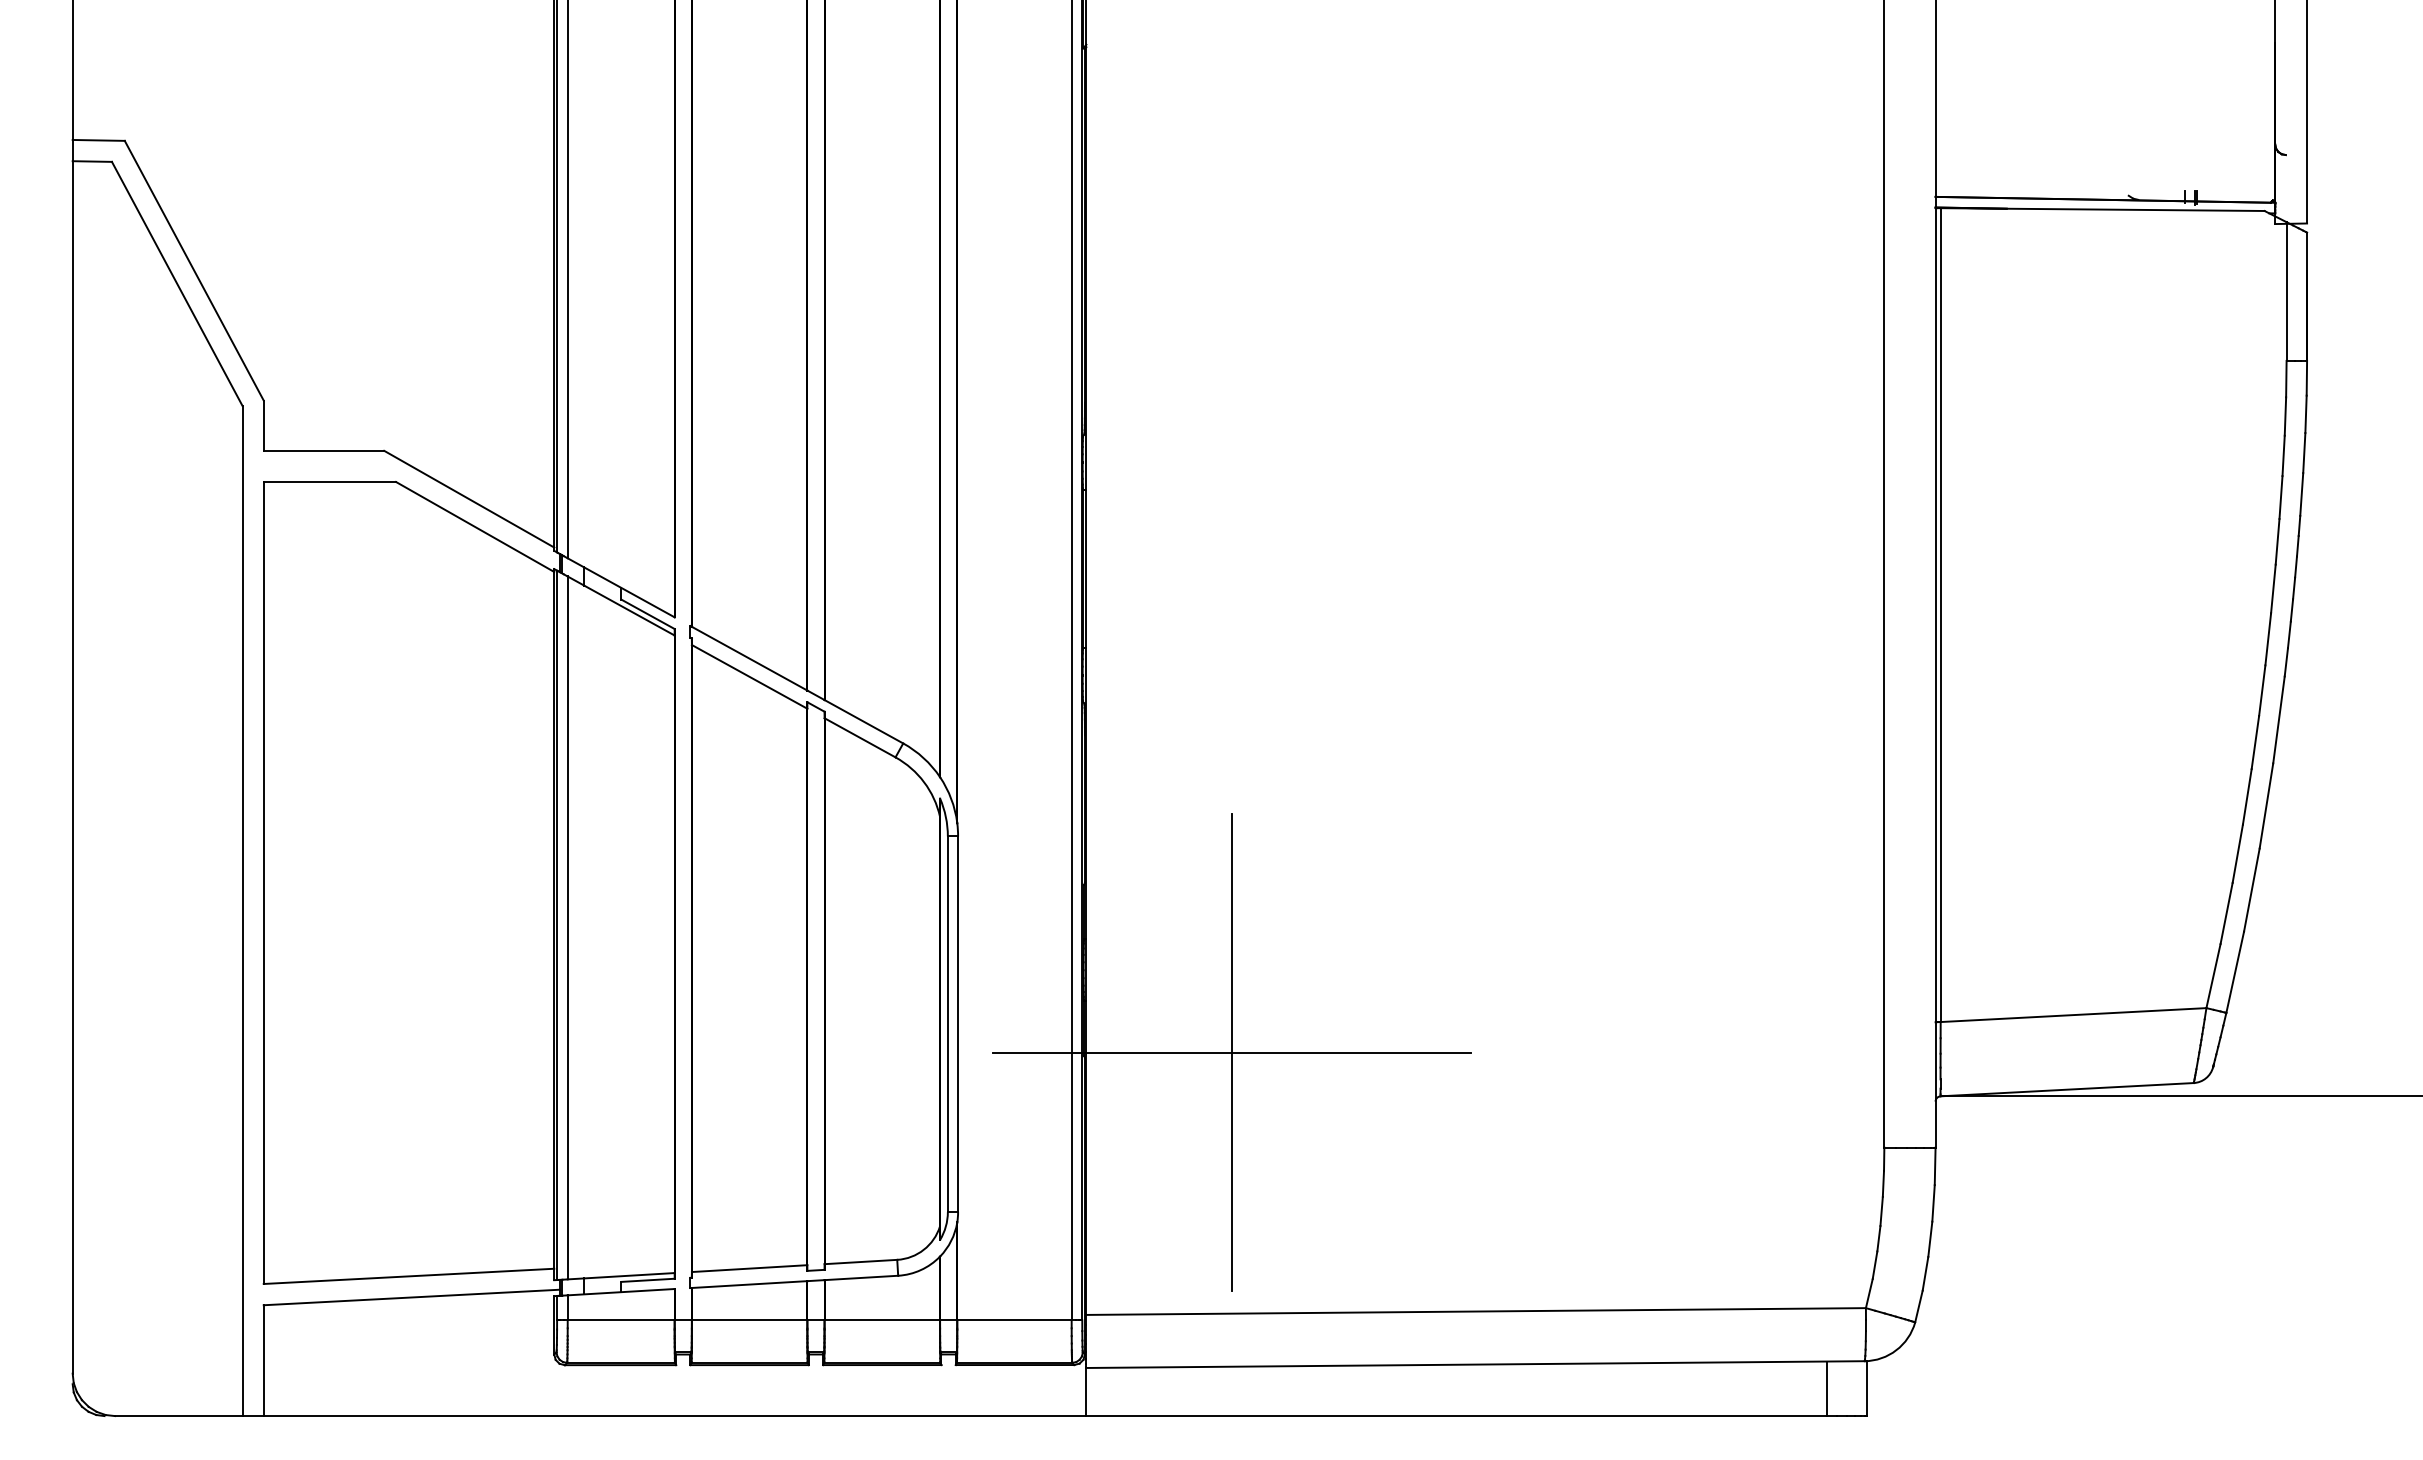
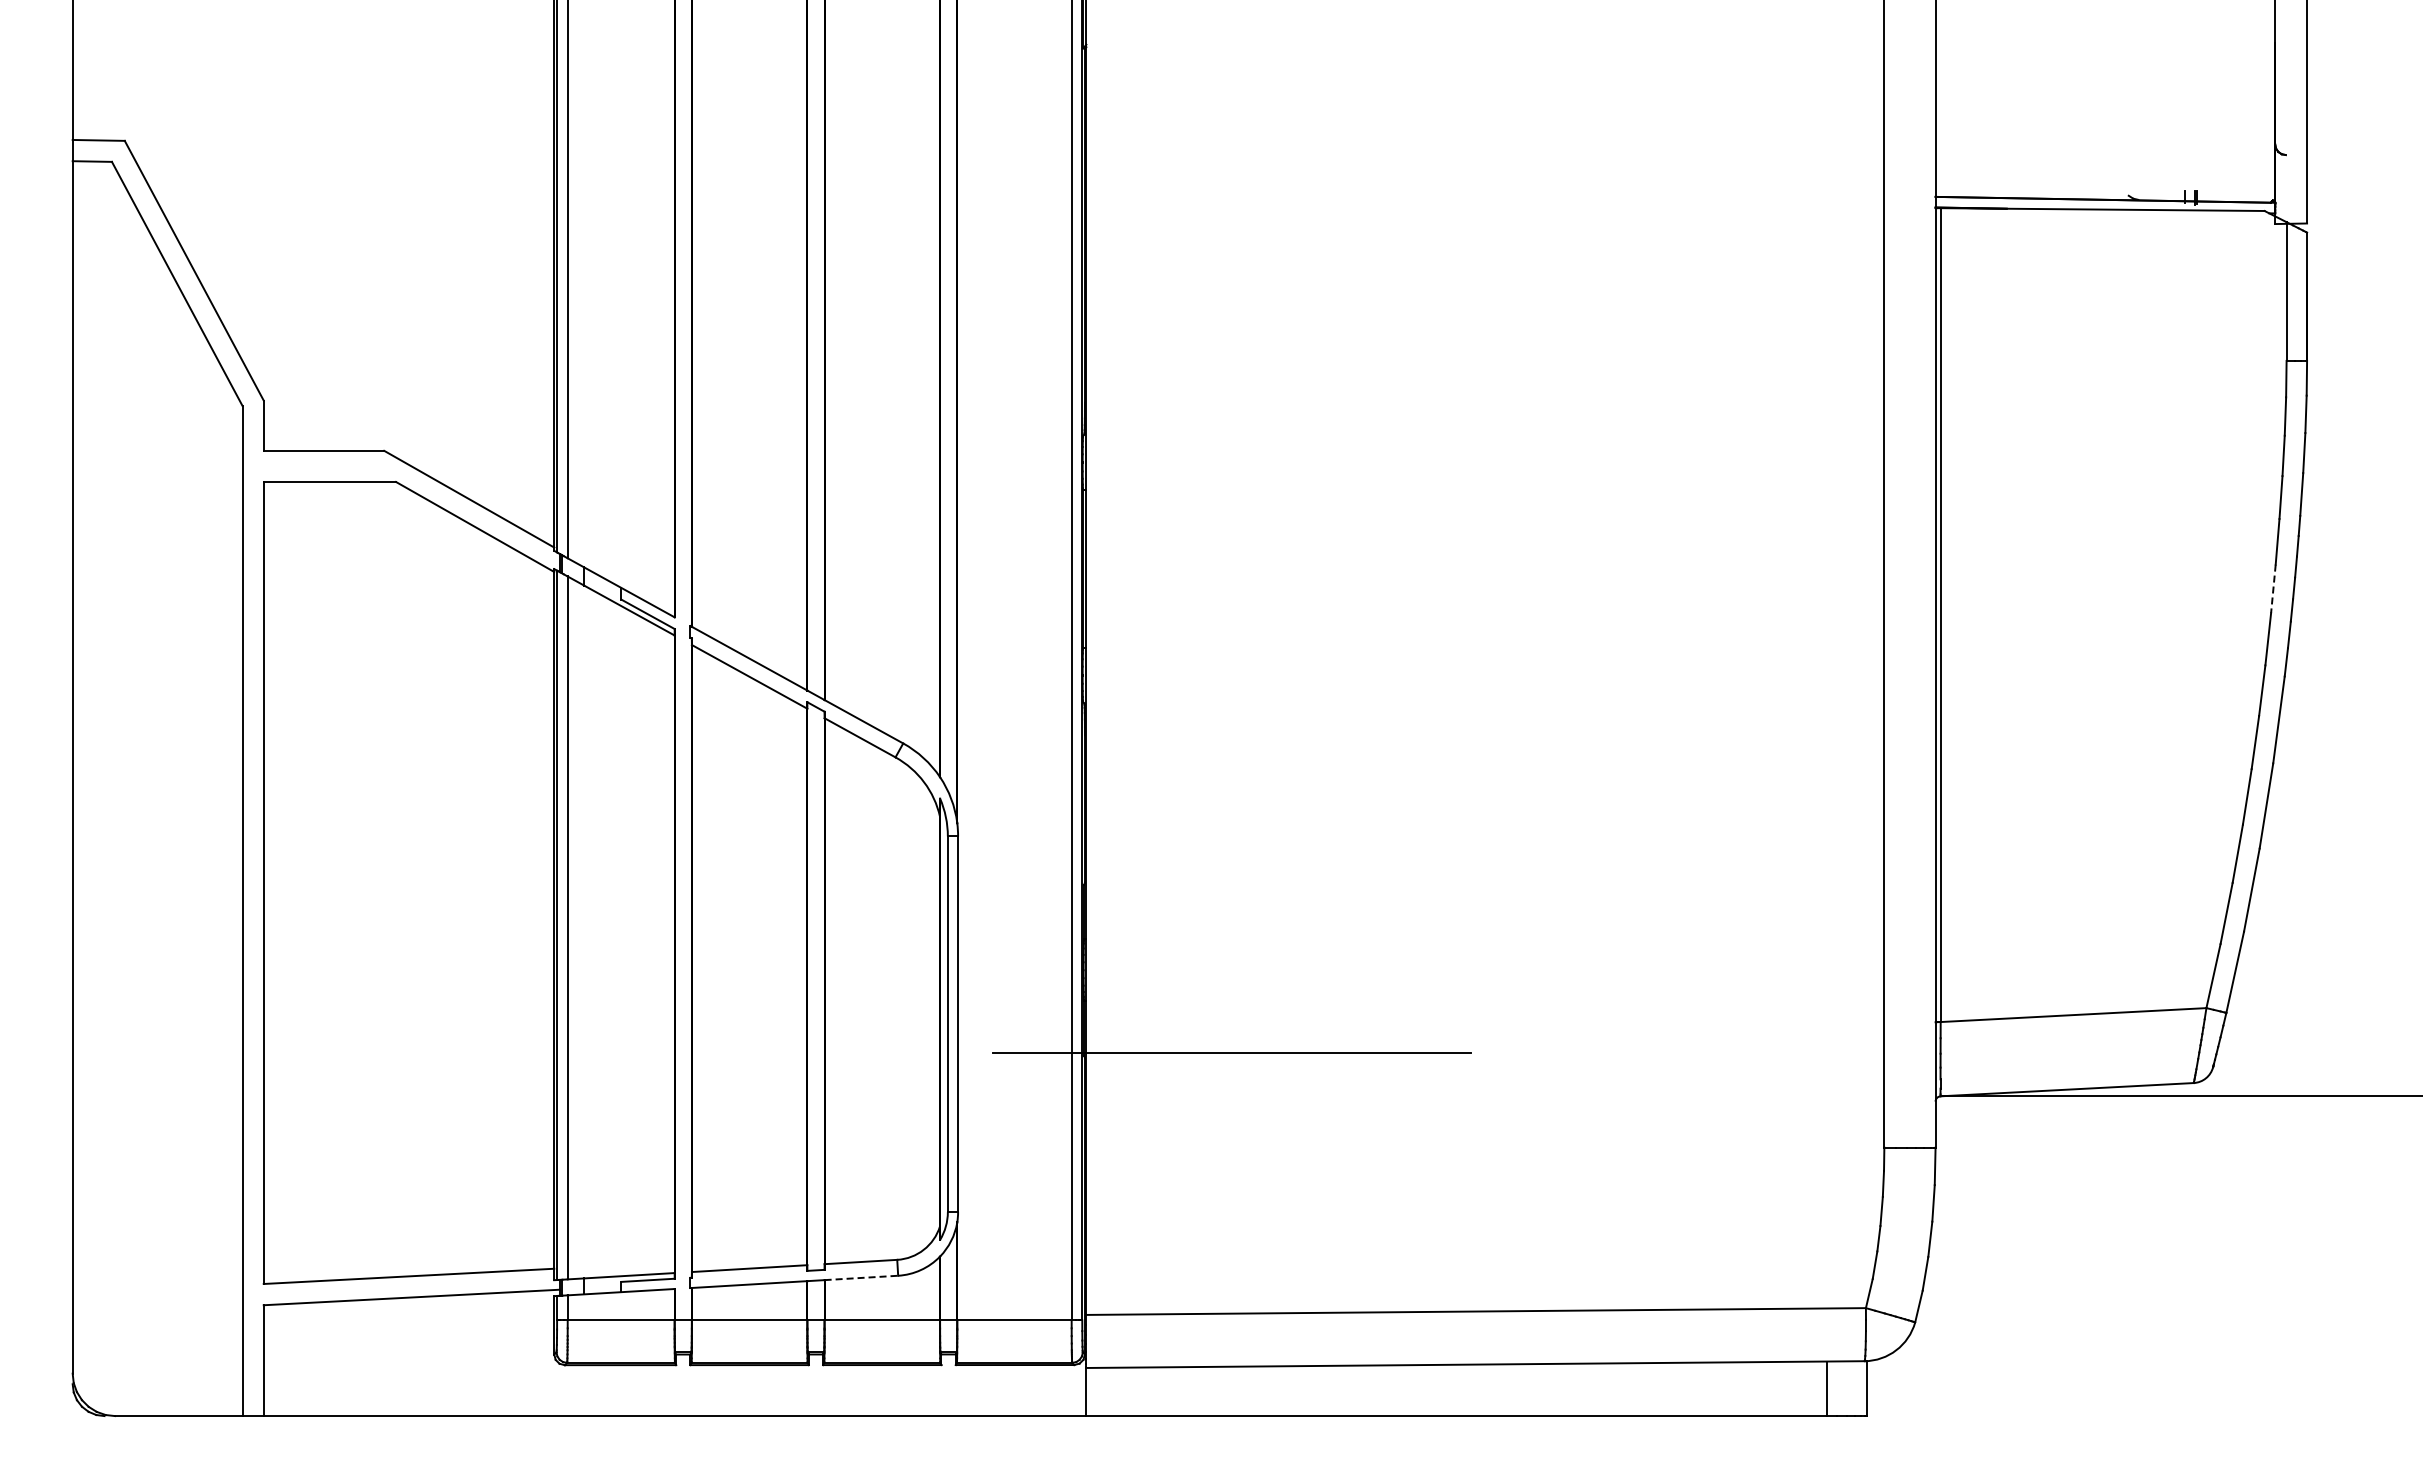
line: solid -> dashed (2273, 589)
line: present -> none (1231, 1052)
line: solid -> dashed (861, 1277)
